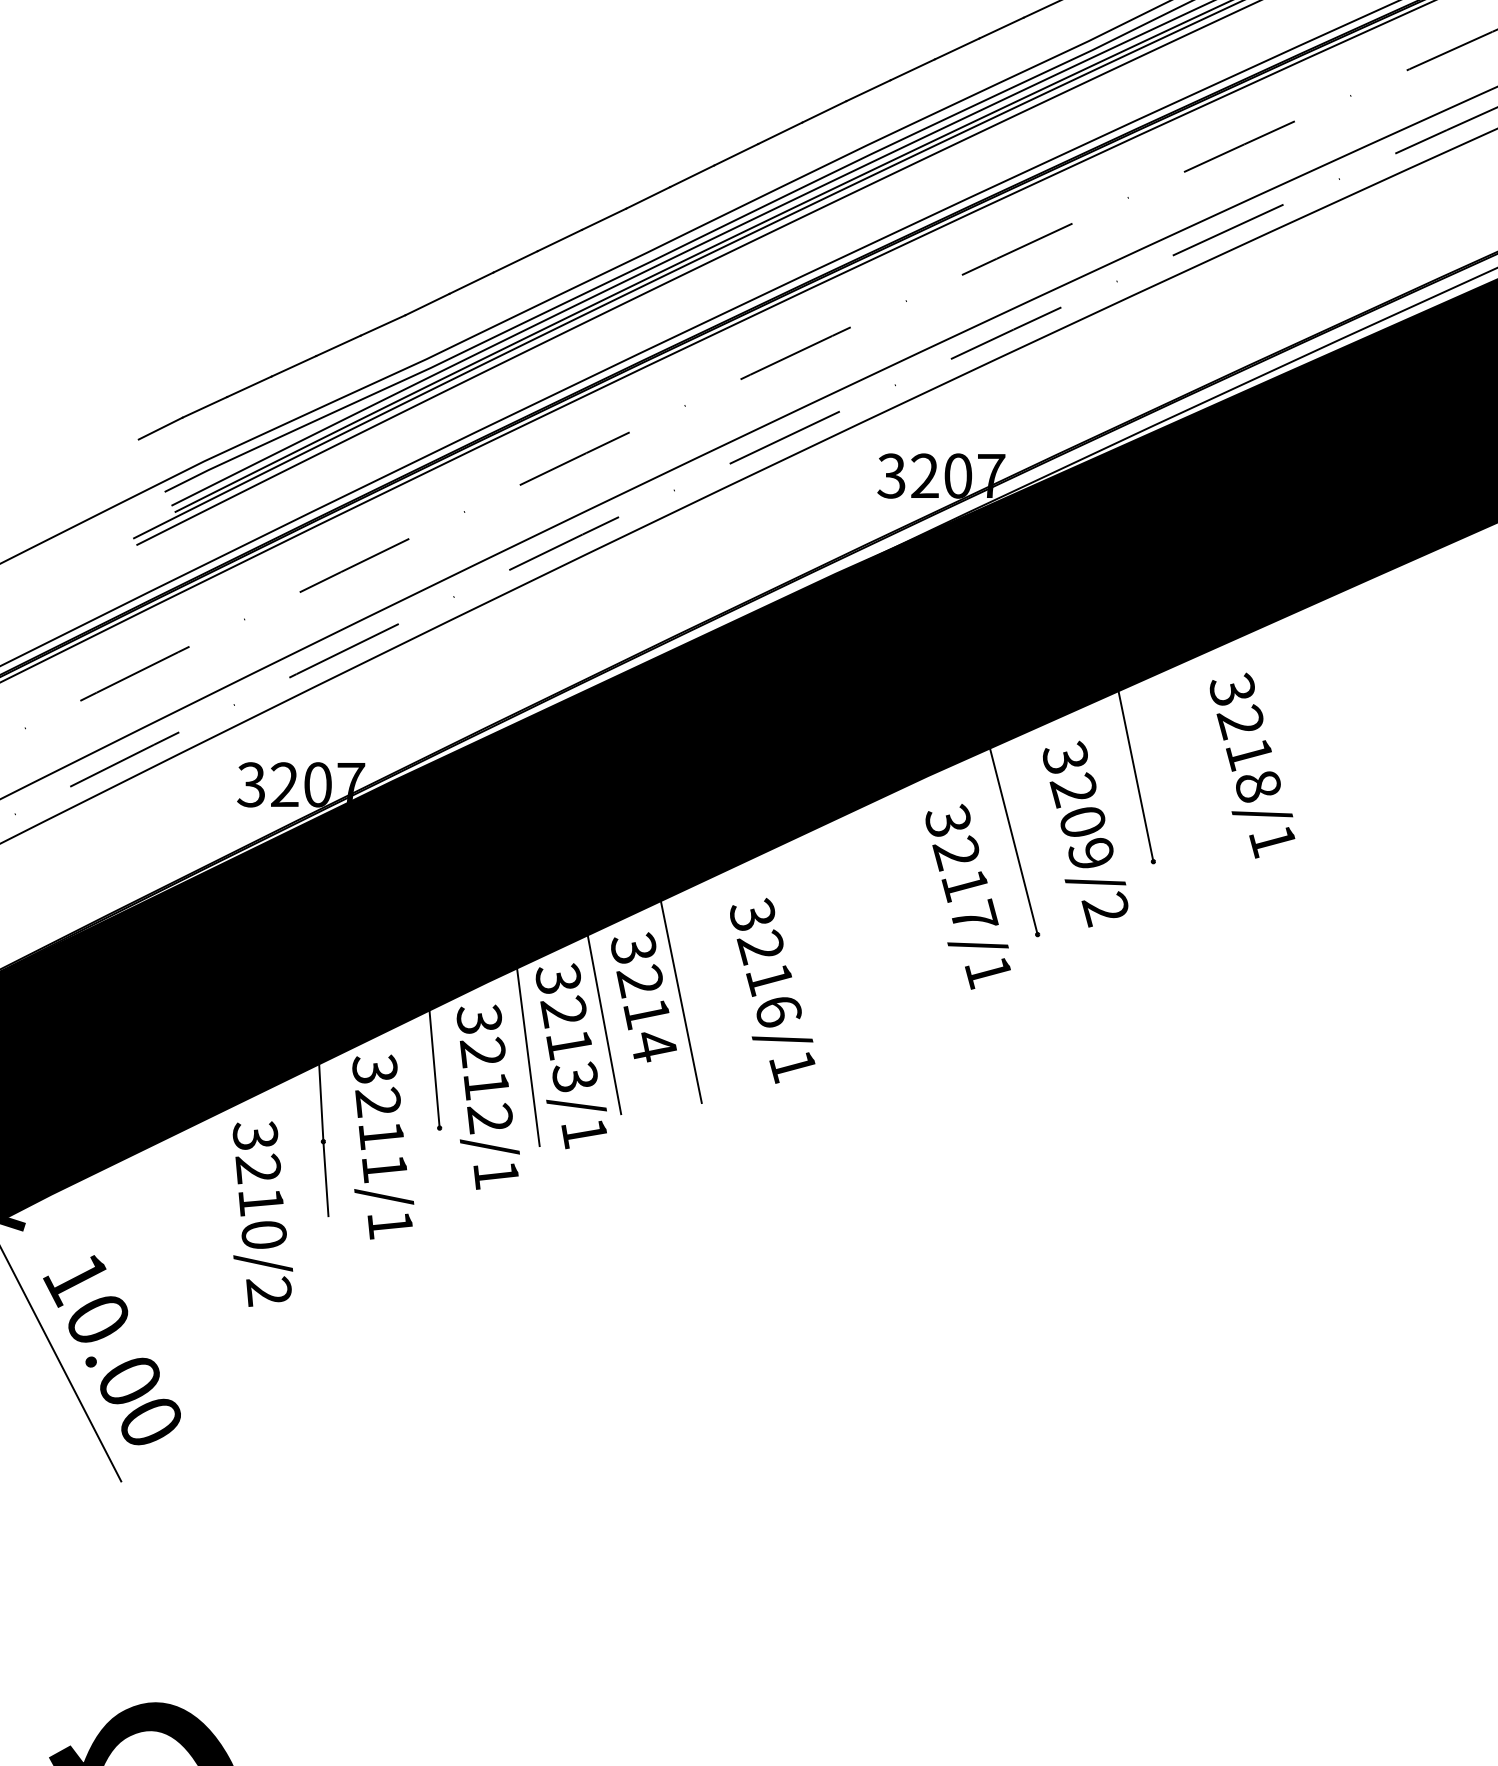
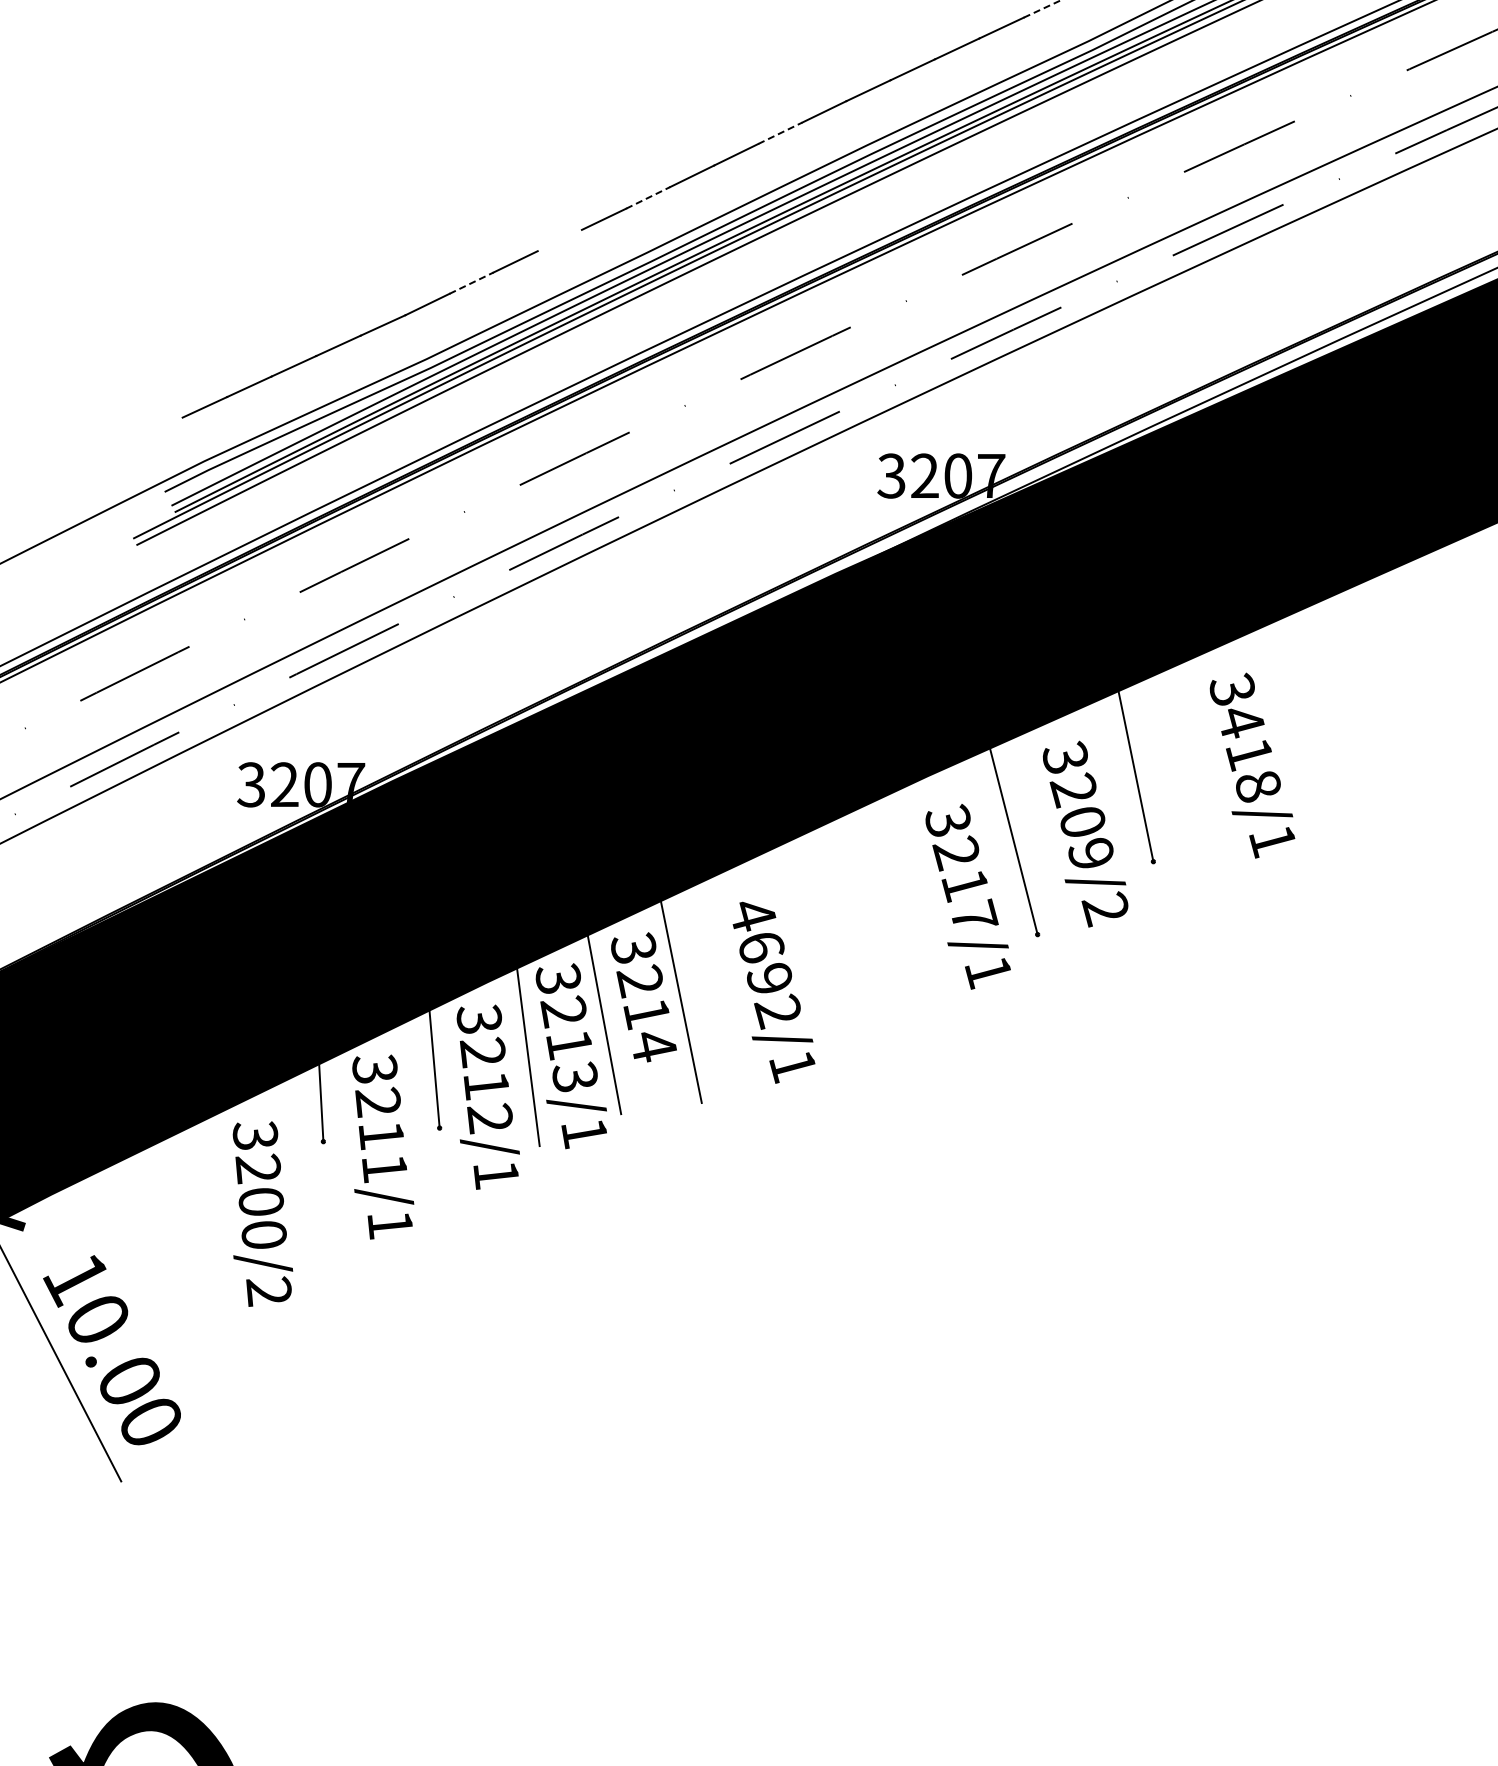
line: solid -> dashed (1042, 8)
line: solid -> dashed (780, 133)
line: solid -> dashed (648, 197)
line: present -> none (559, 240)
line: solid -> dashed (471, 283)
line: present -> none (160, 428)
text: 3218/1 -> 3418/1 (1240, 722)
text: 3216/1 -> 4692/1 (765, 963)
line: present -> none (325, 1180)
text: 3210/2 -> 3200/2 (261, 1202)
